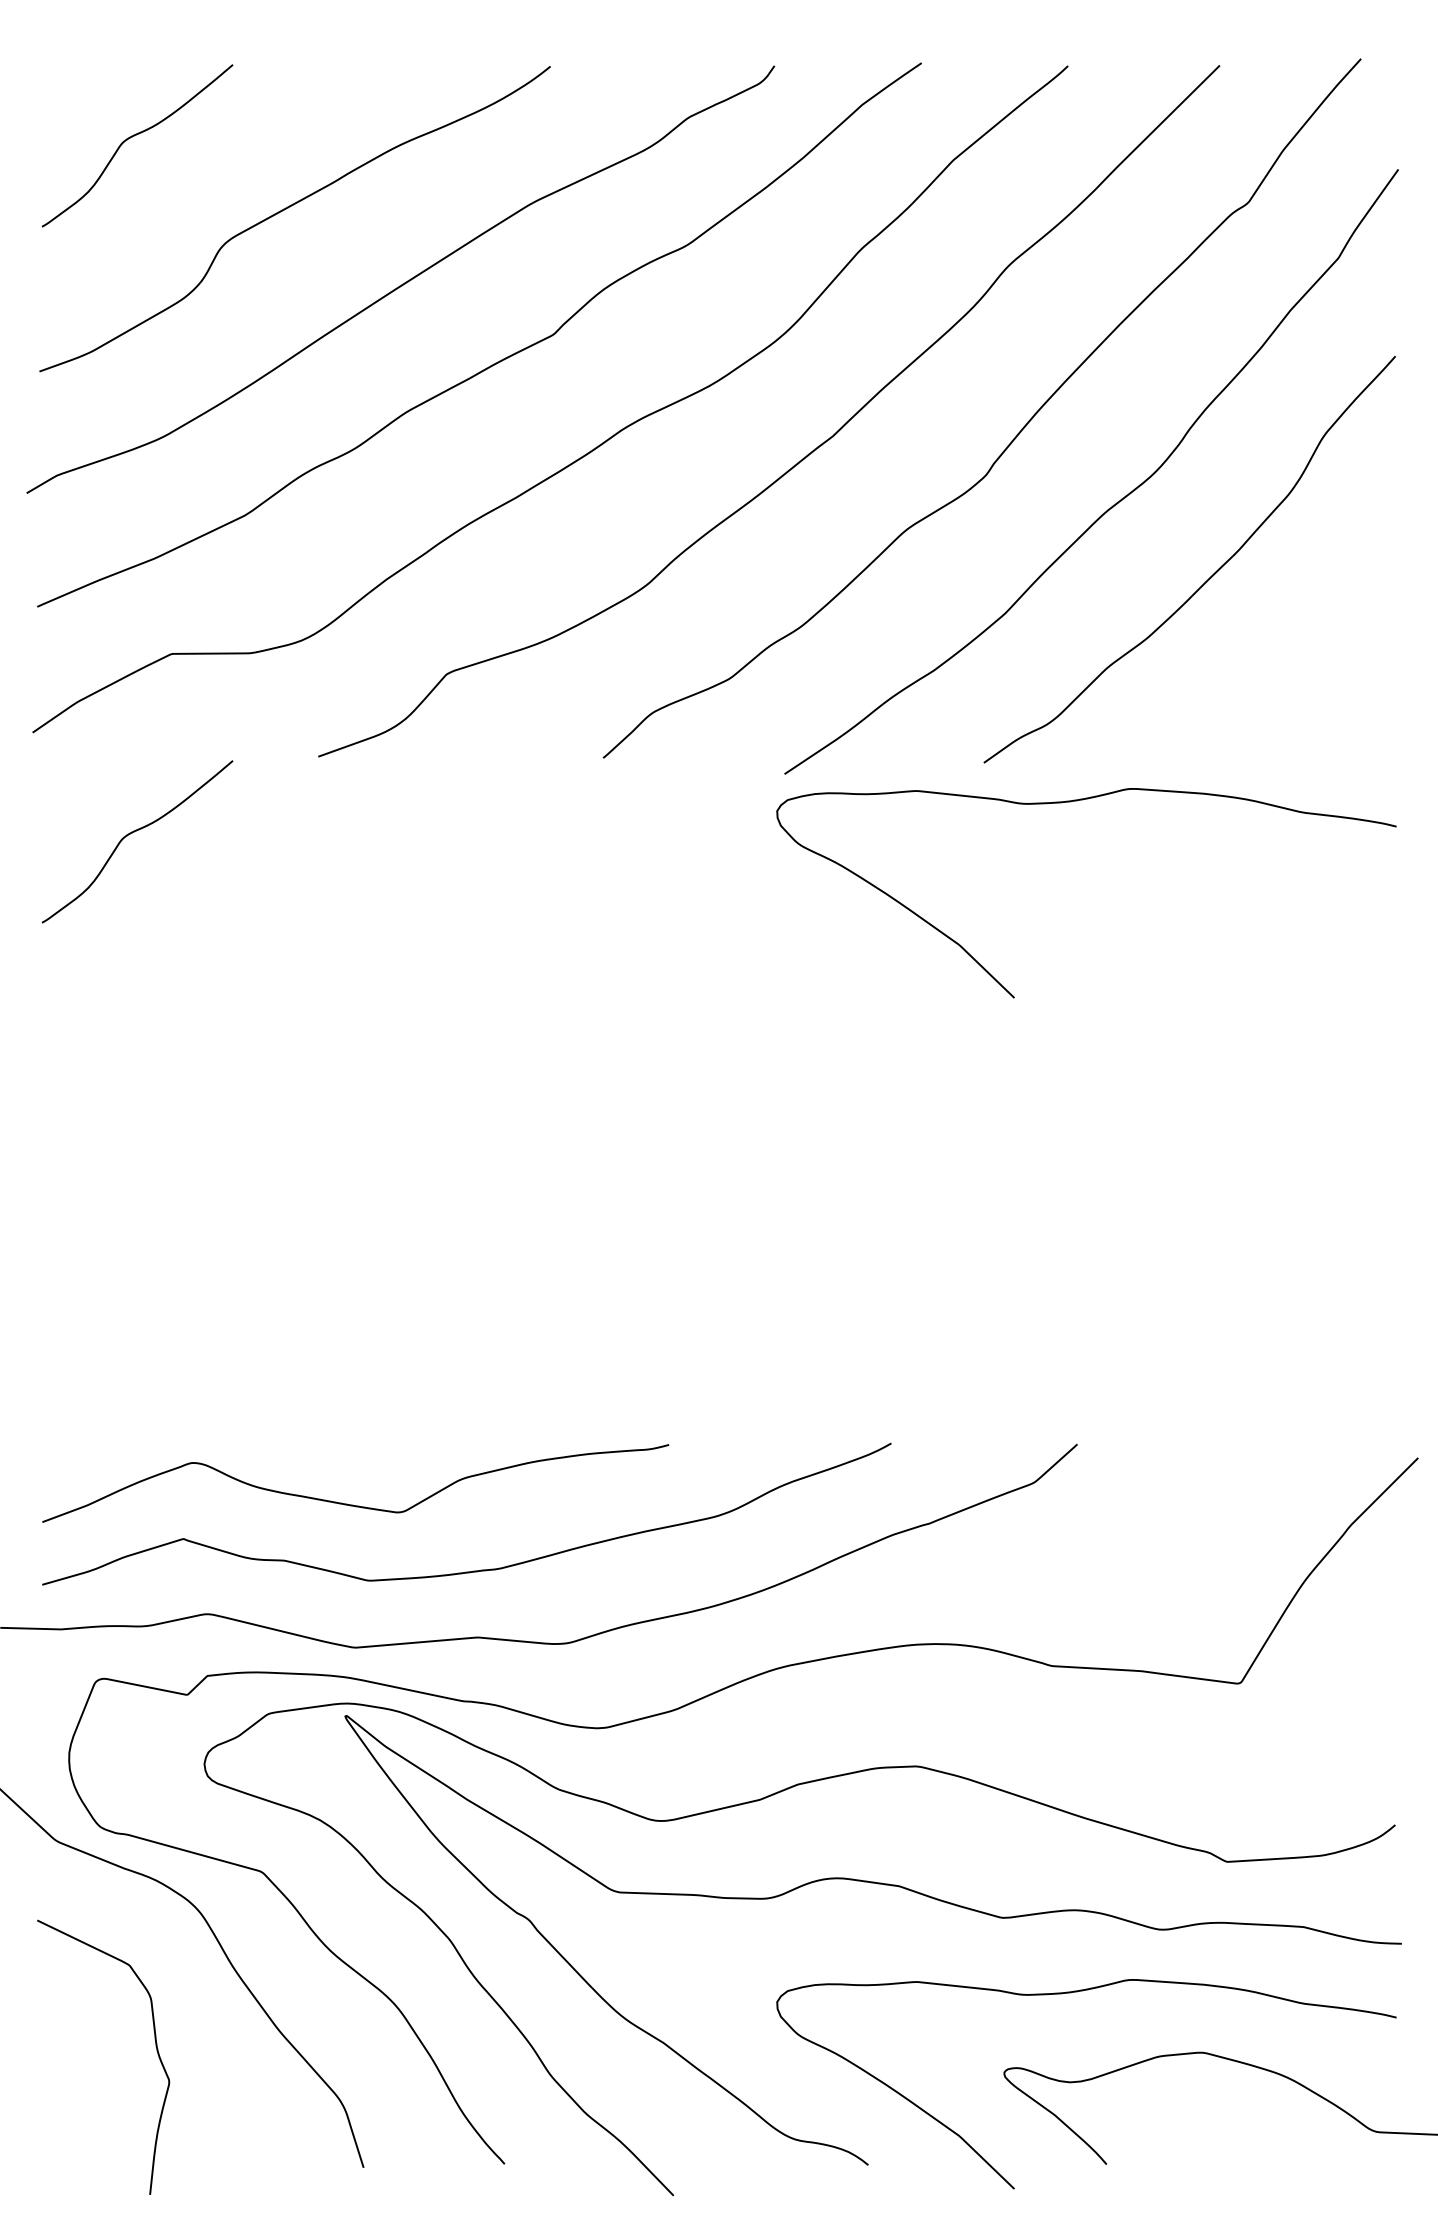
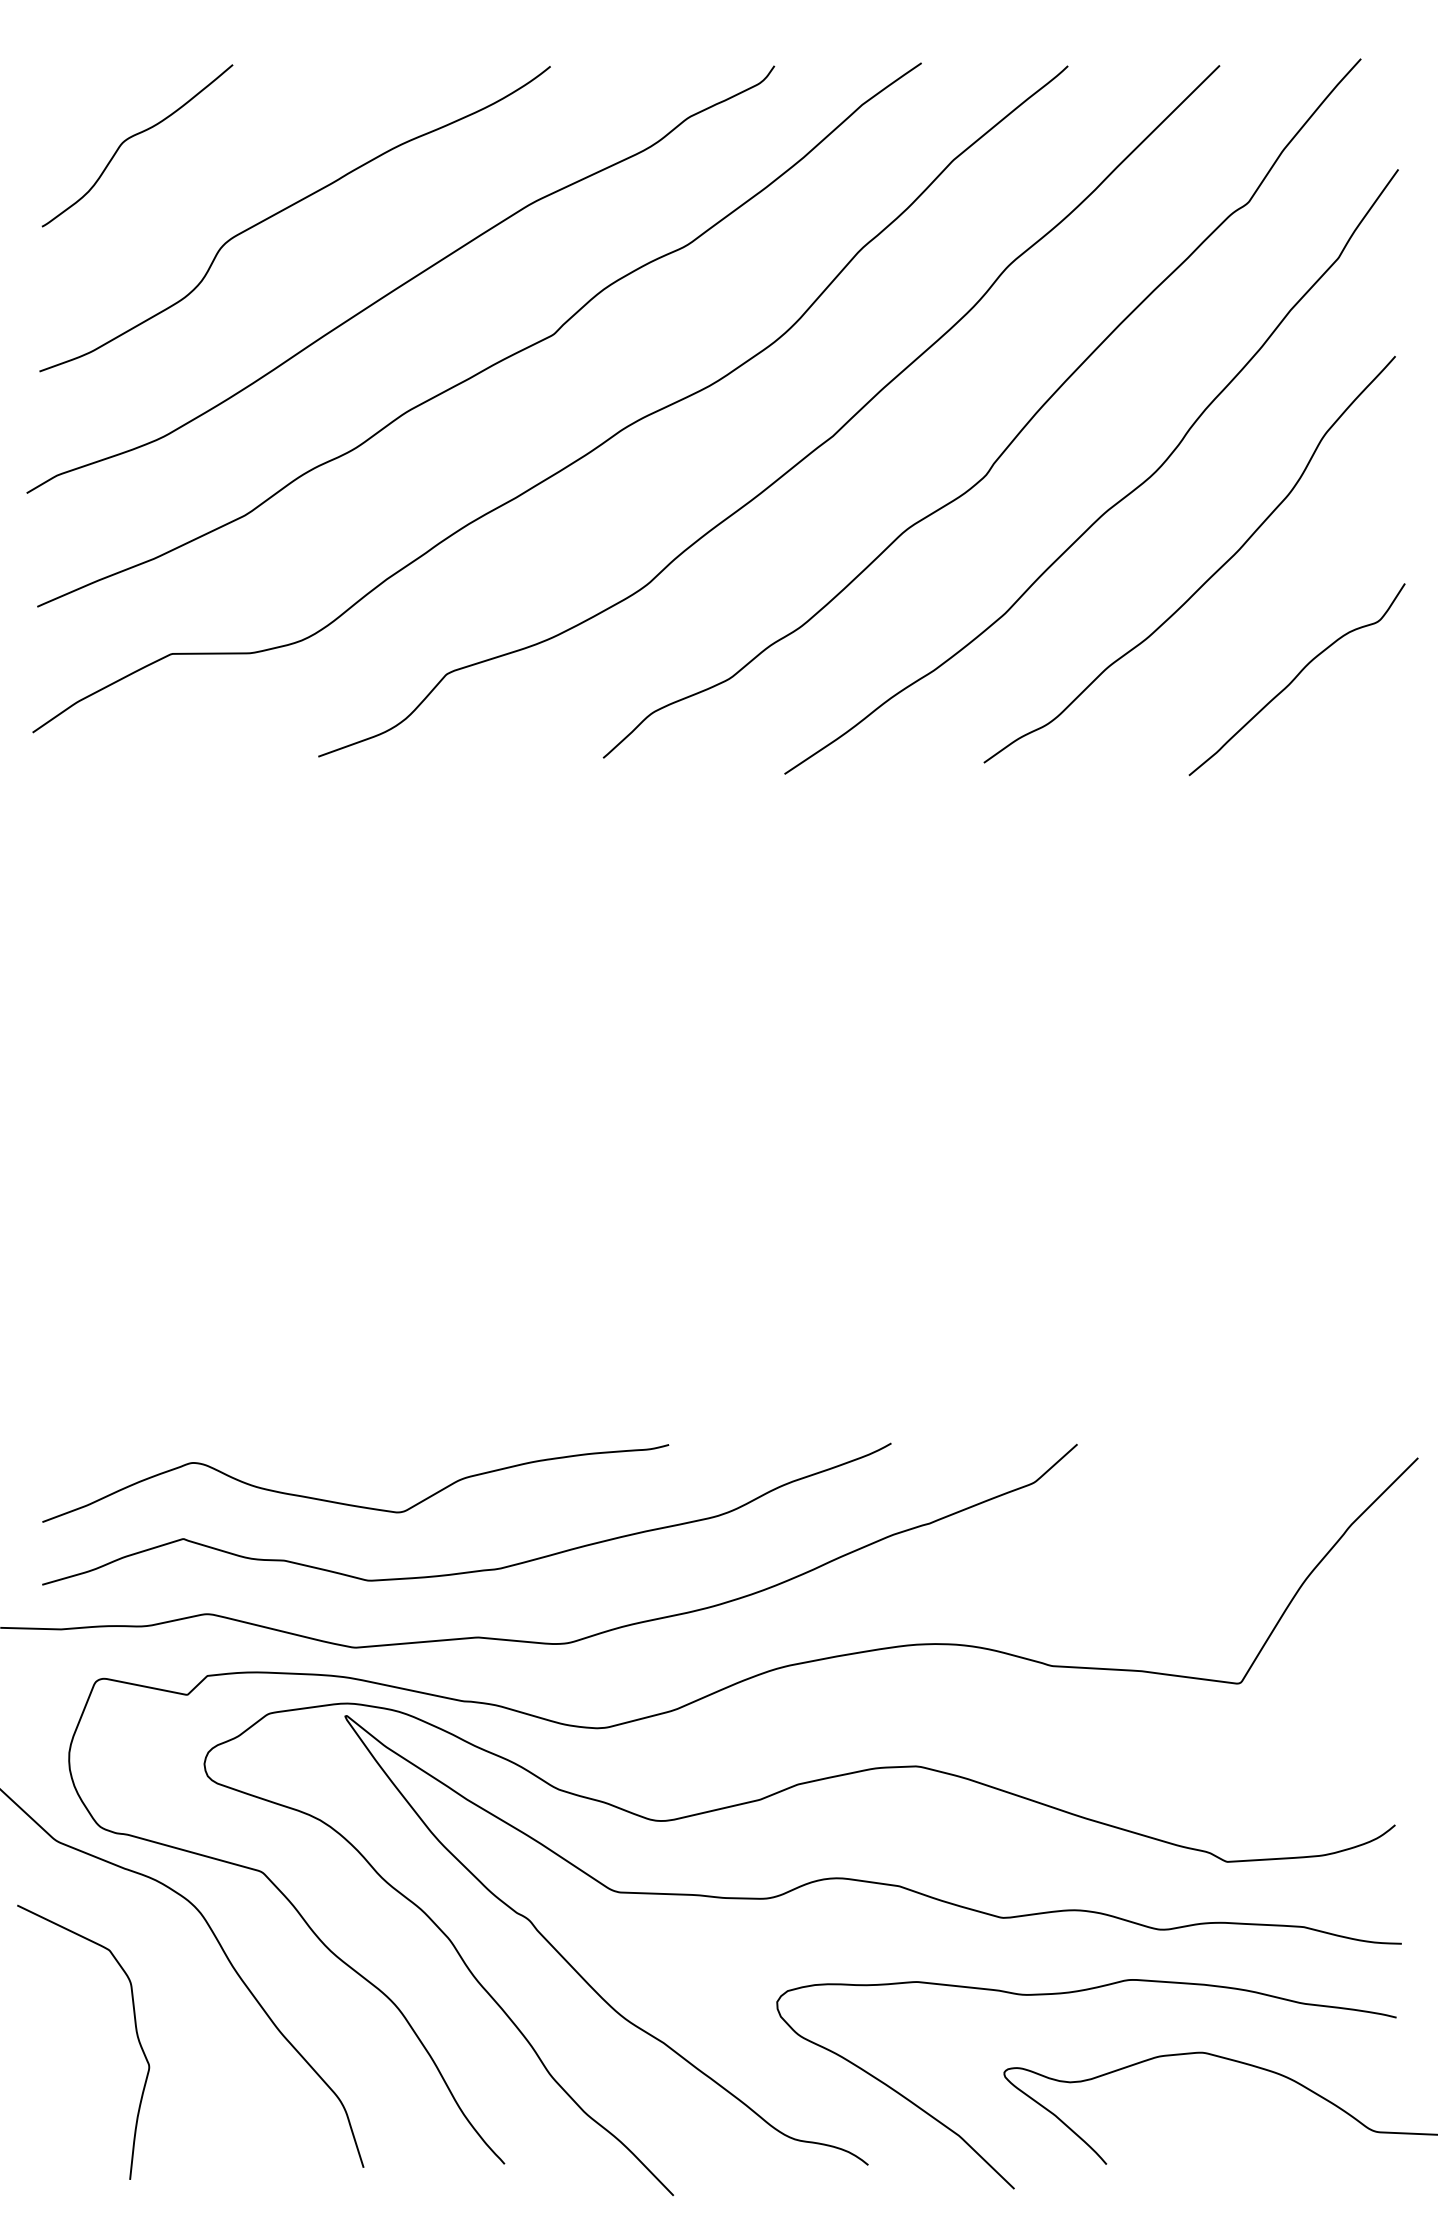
curve: none -> present (1296, 678)
curve: present -> none (1070, 802)
curve: present -> none (132, 833)
curve position: (155, 2046) -> (135, 2031) (135, 2031)
